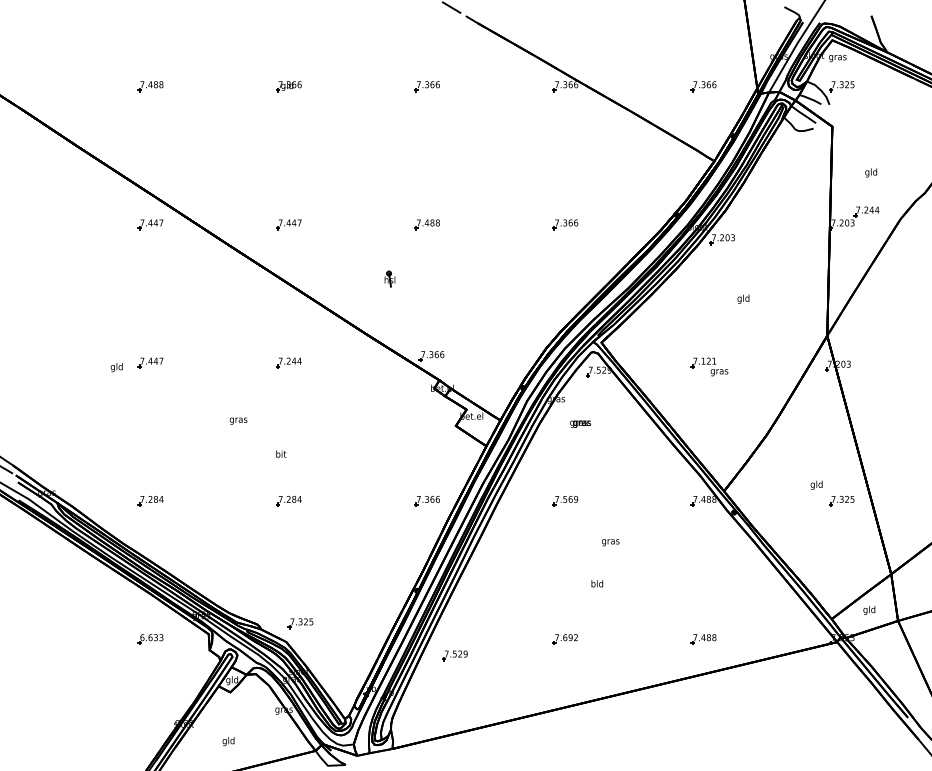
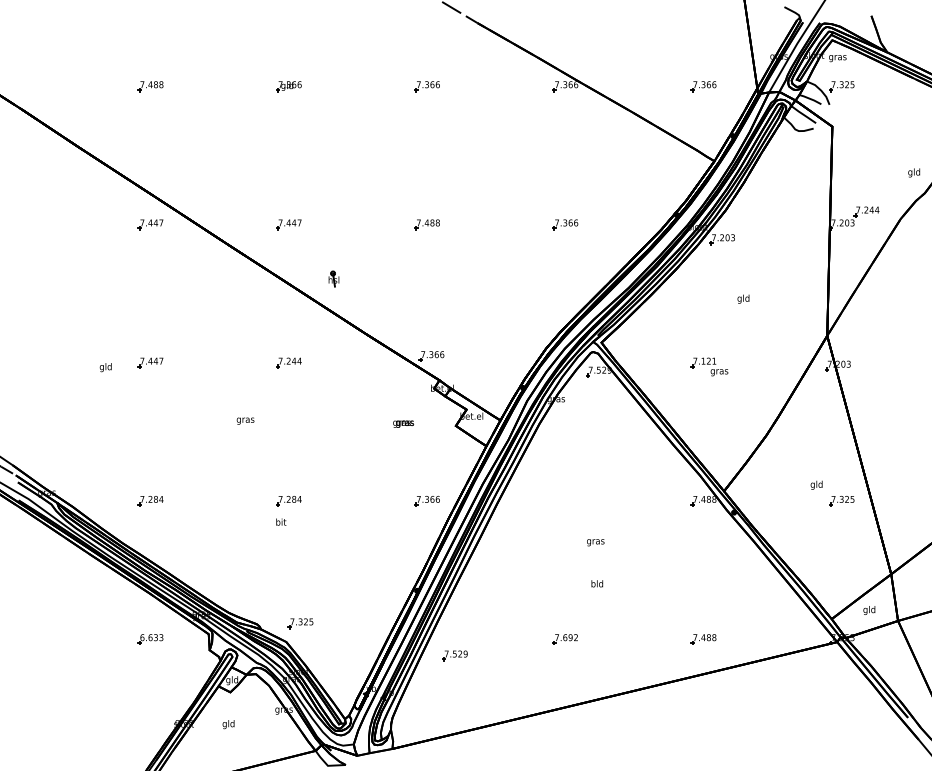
text position: (871, 172) -> (914, 172) (914, 172)
part position: (389, 278) -> (333, 278) (333, 278)
text position: (116, 367) -> (105, 367) (105, 367)
text position: (238, 420) -> (245, 420) (245, 420)
text position: (580, 423) -> (403, 423) (403, 423)
text position: (281, 453) -> (281, 521) (281, 521)
part: present -> none (565, 501)
text position: (610, 542) -> (595, 542) (595, 542)
text position: (228, 741) -> (228, 724) (228, 724)
